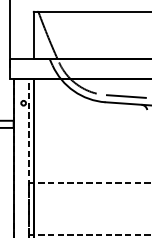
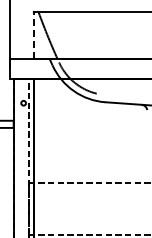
line: solid -> dashed (33, 35)
line: present -> none (126, 96)
